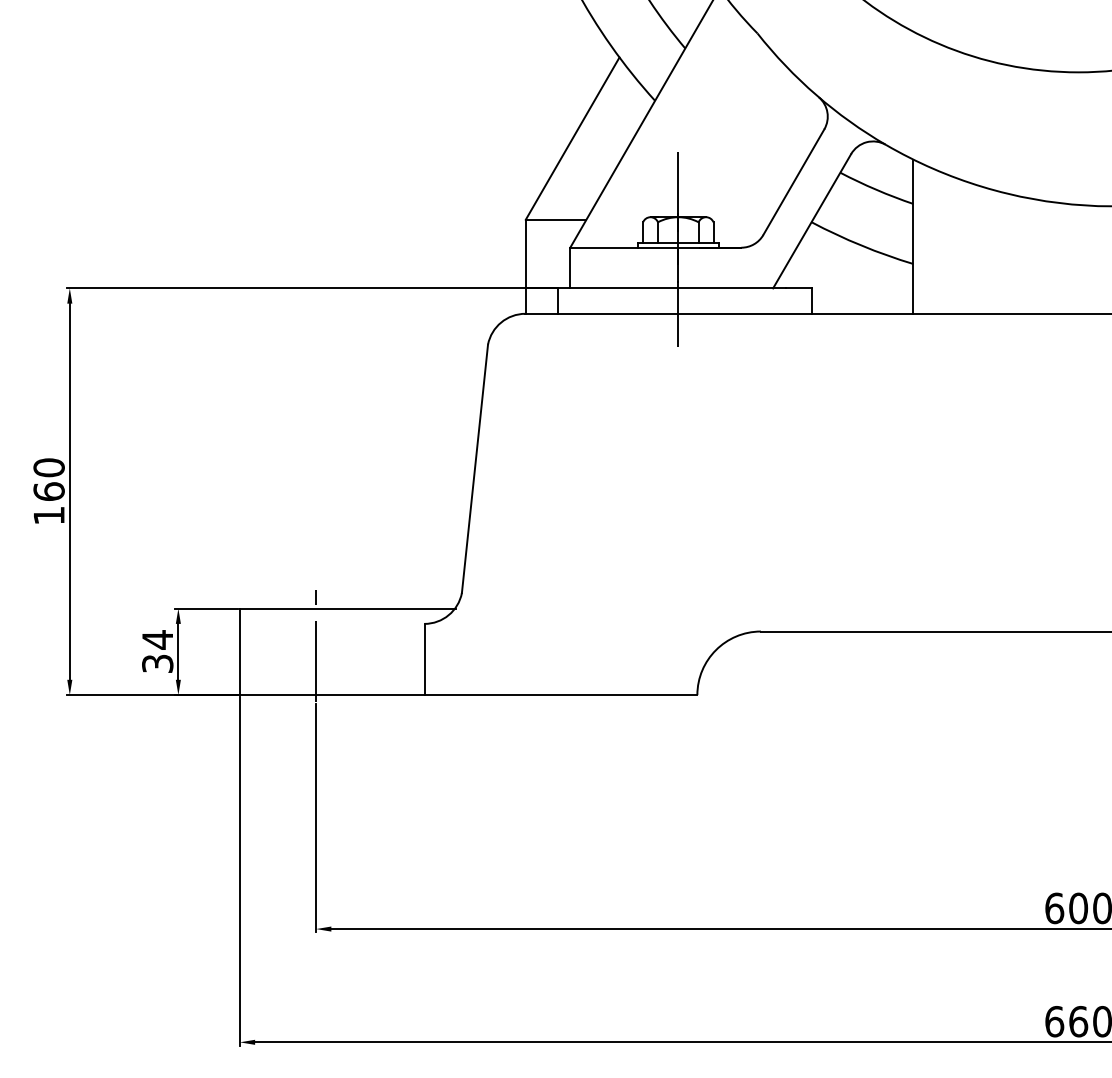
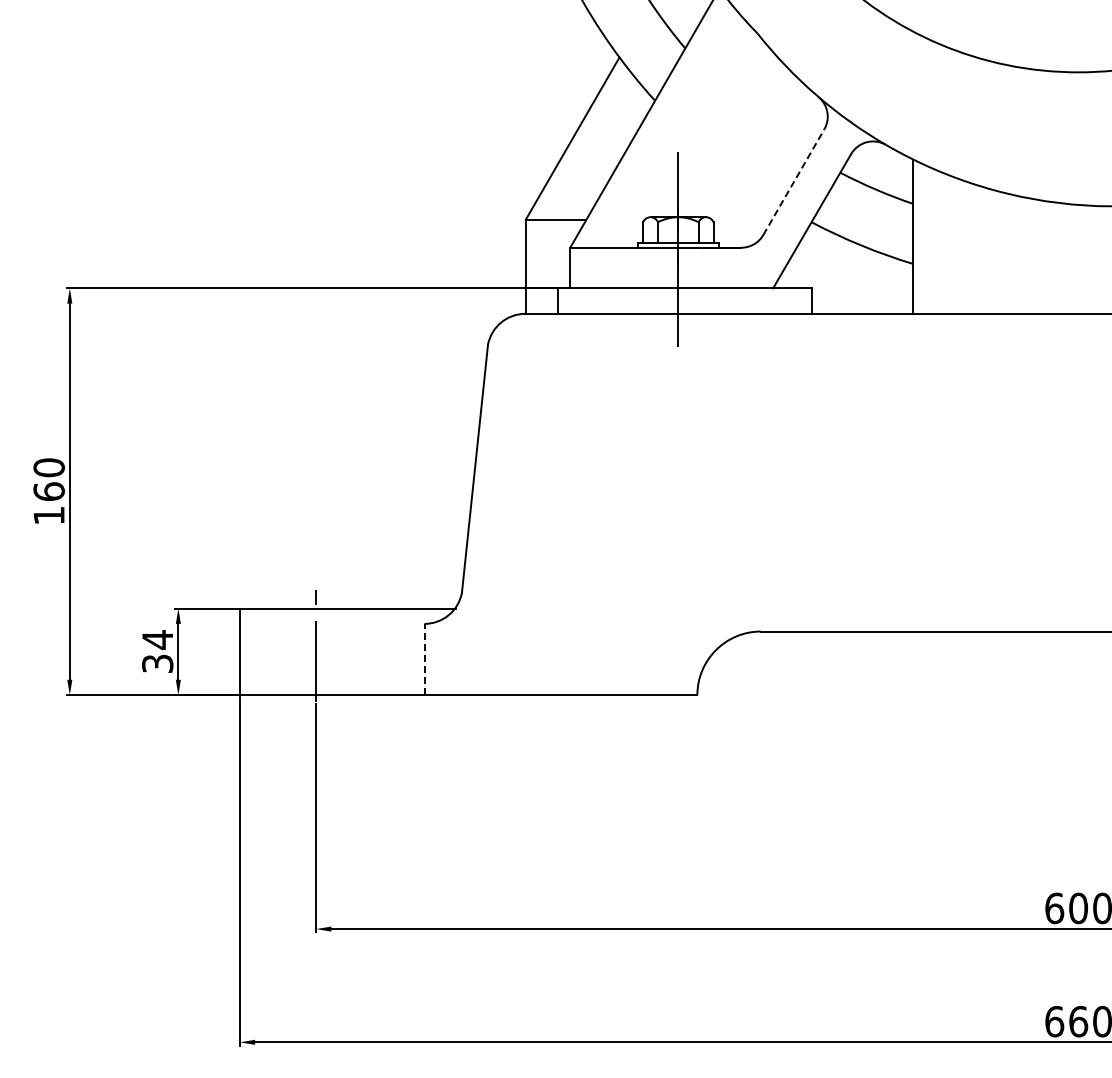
line: solid -> dashed (794, 181)
line: solid -> dashed (424, 659)
